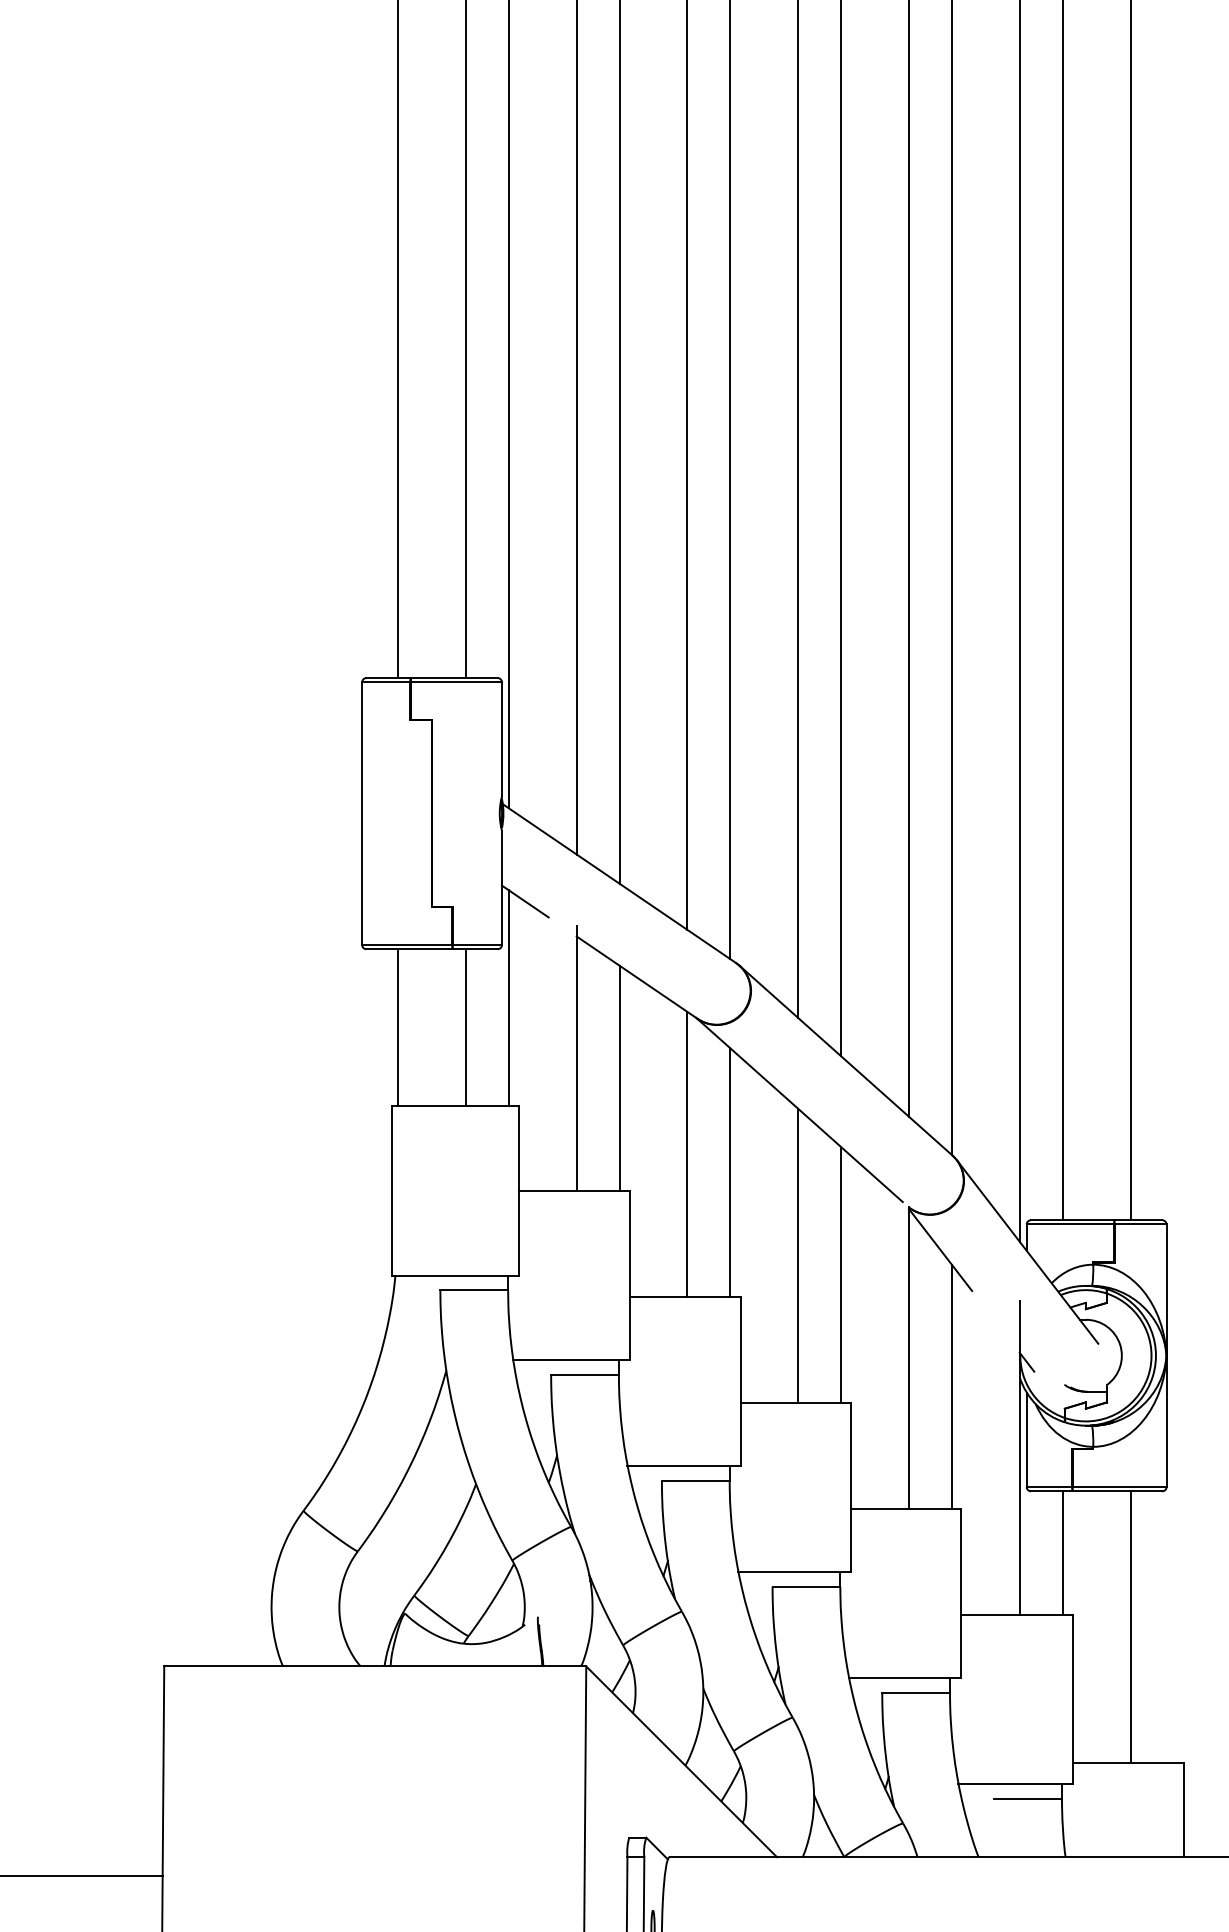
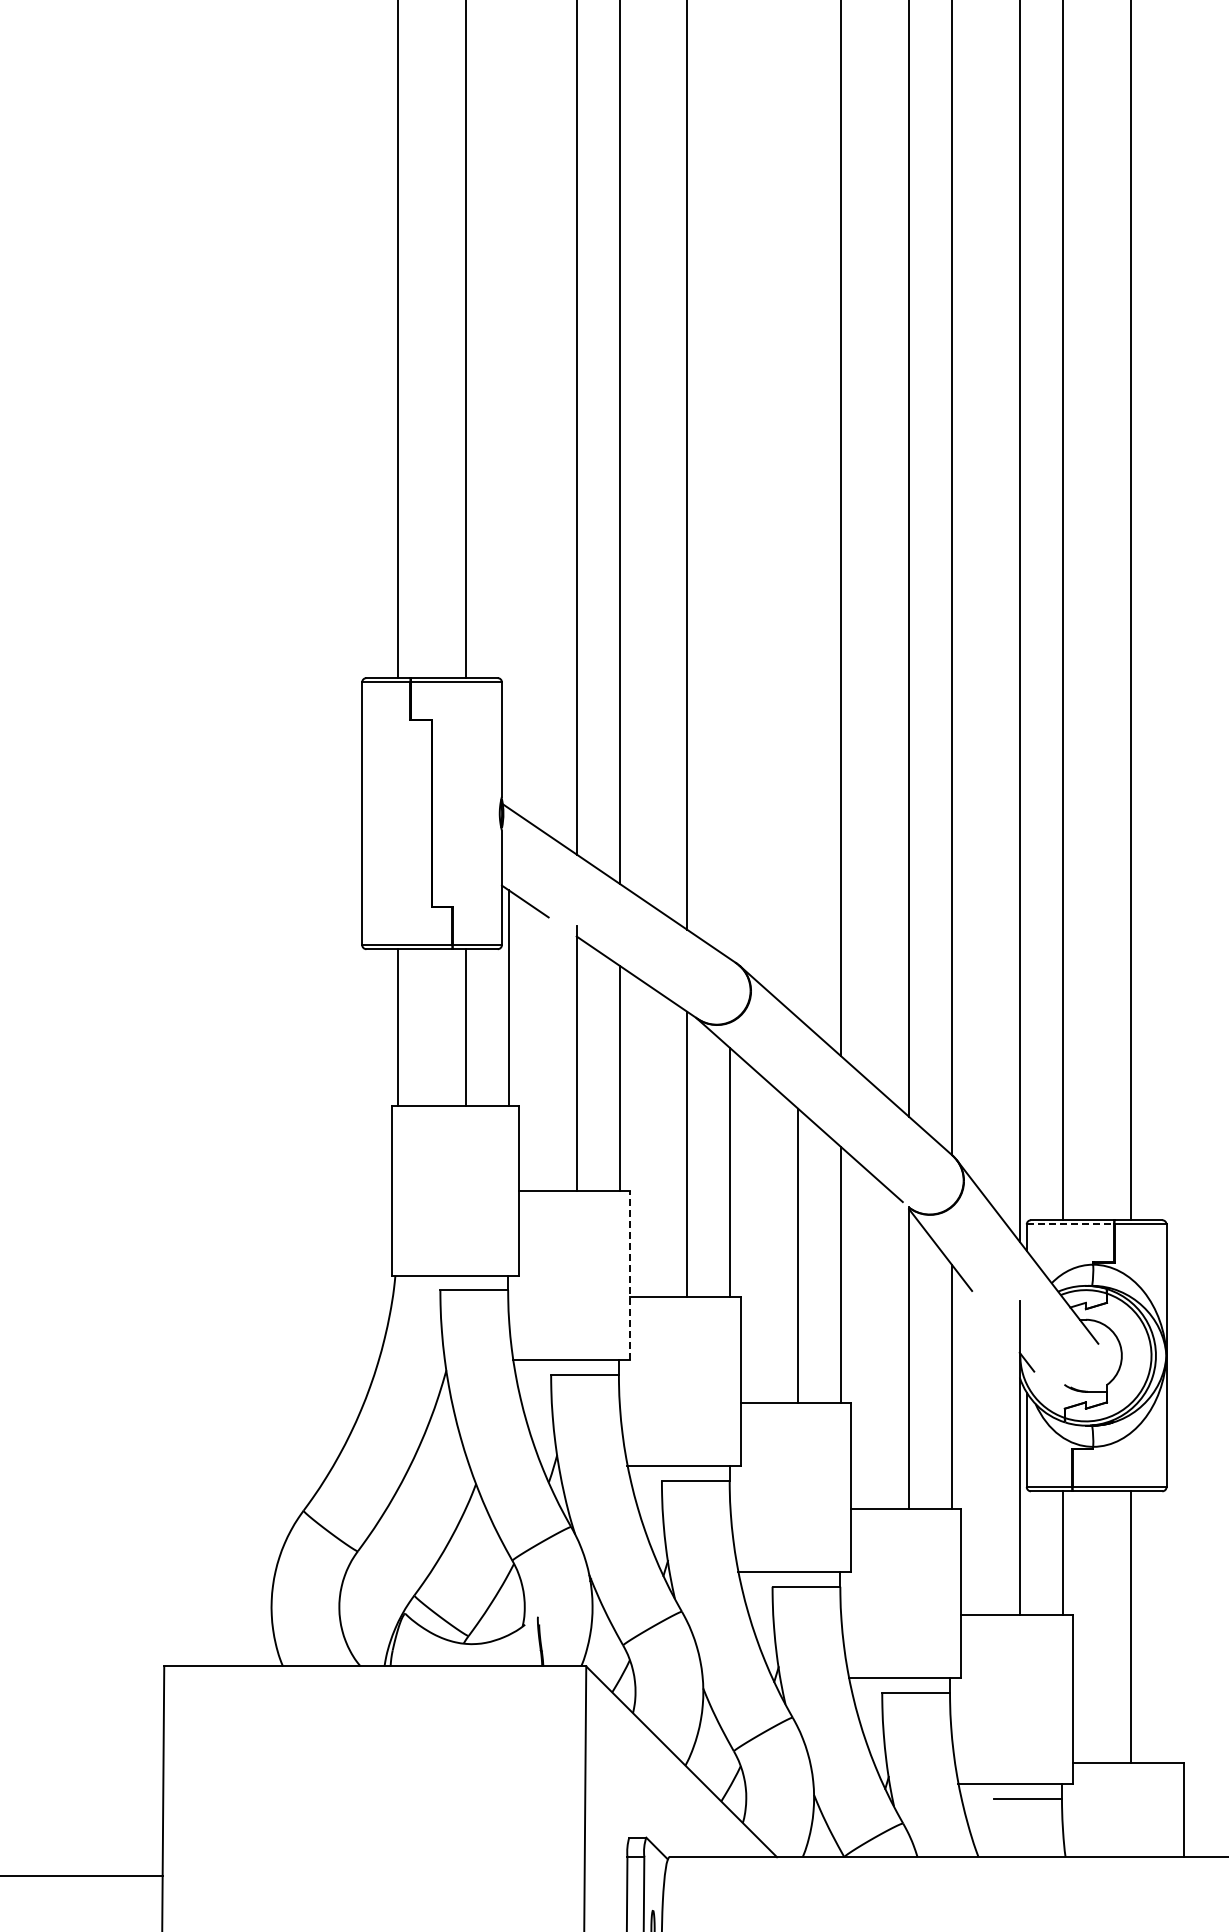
line: present -> none (508, 405)
line: present -> none (730, 480)
line: present -> none (798, 510)
line: solid -> dashed (1070, 1224)
line: solid -> dashed (629, 1275)
